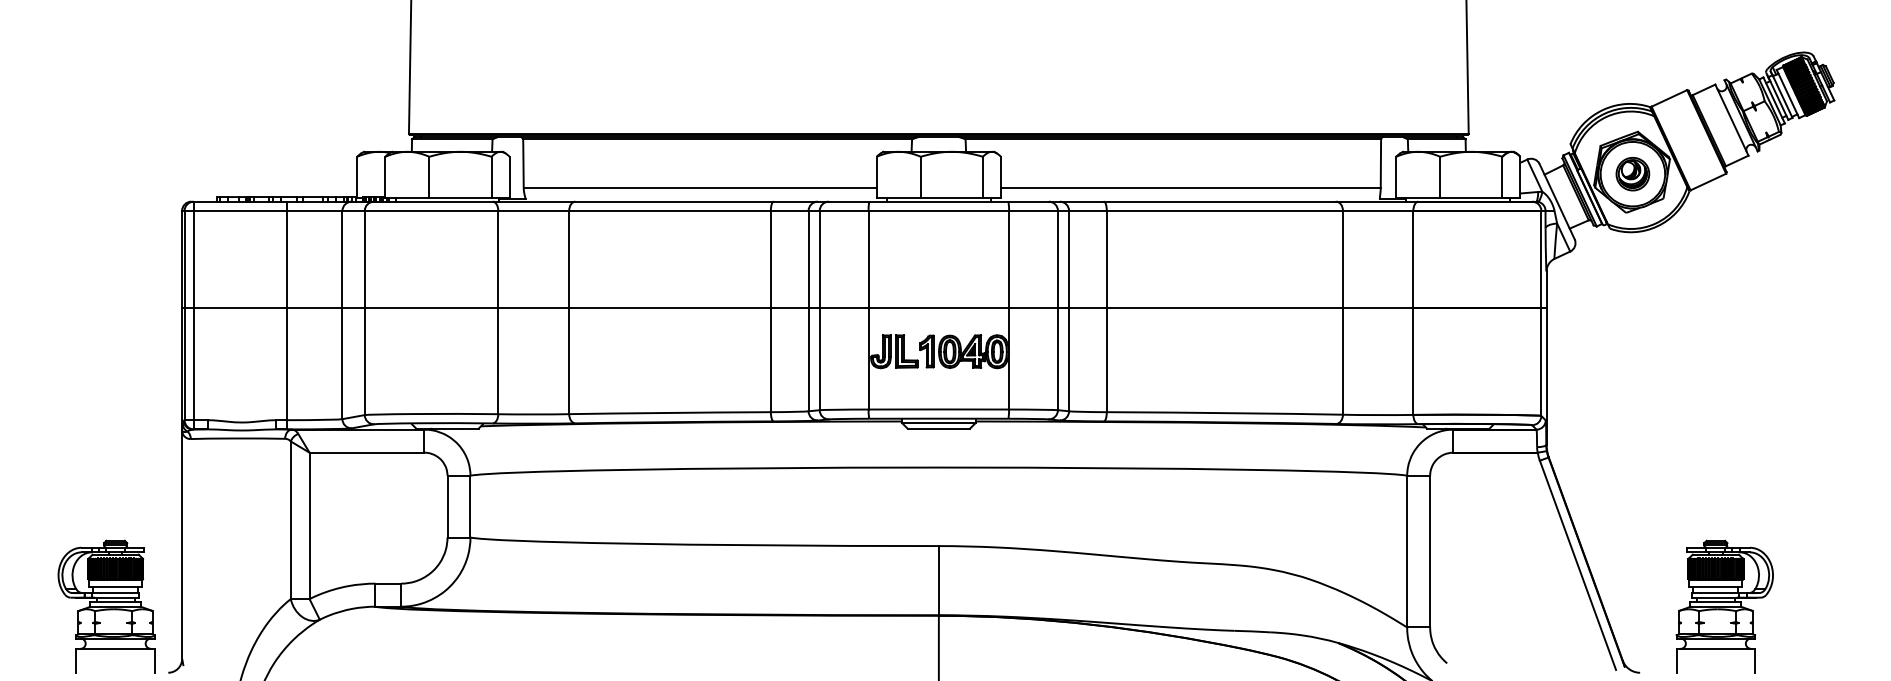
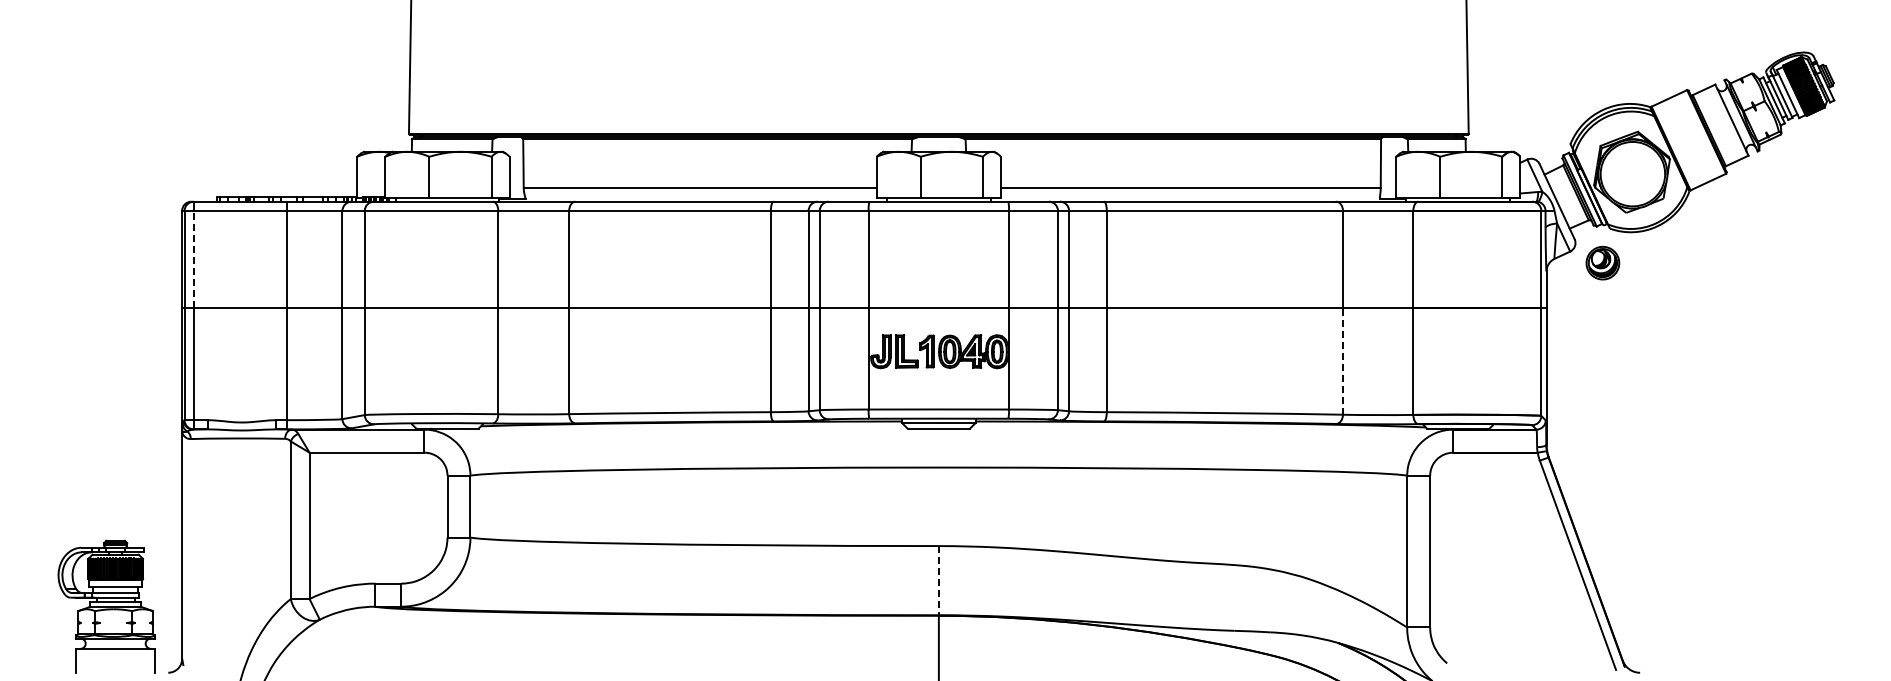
part position: (1632, 173) -> (1602, 262) (1602, 262)
line: solid -> dashed (193, 258)
line: solid -> dashed (1342, 360)
line: solid -> dashed (938, 580)
part: present -> none (1724, 606)
